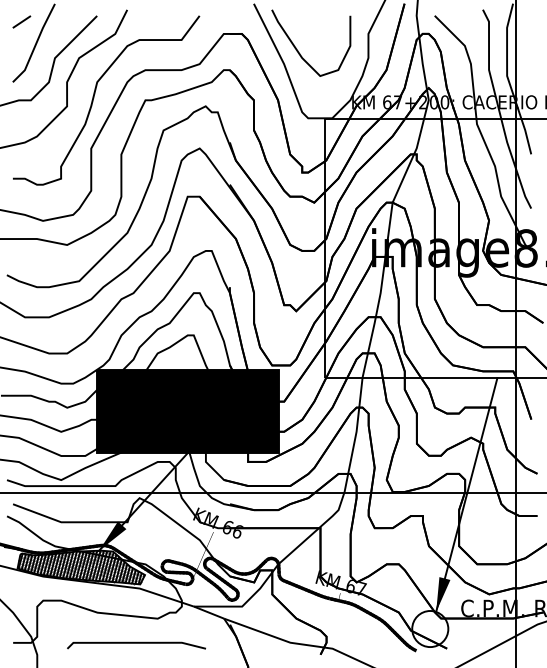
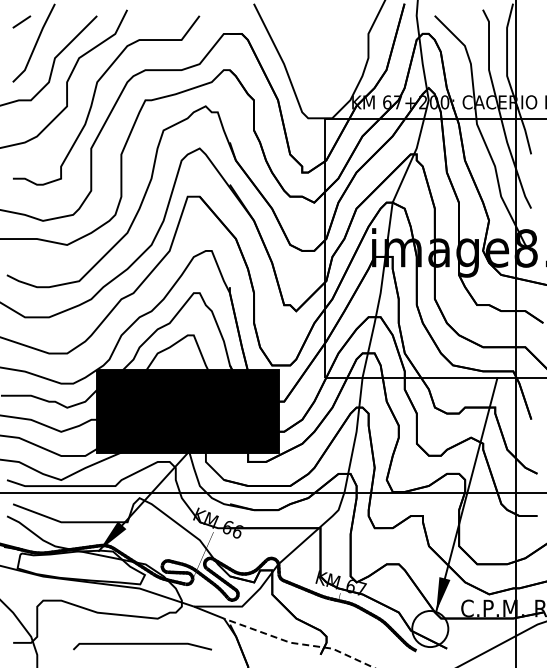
curve: present -> none (298, 50)
hatch: present -> none (81, 567)
curve position: (136, 643) -> (142, 644) (142, 644)
line: solid -> dashed (299, 643)
